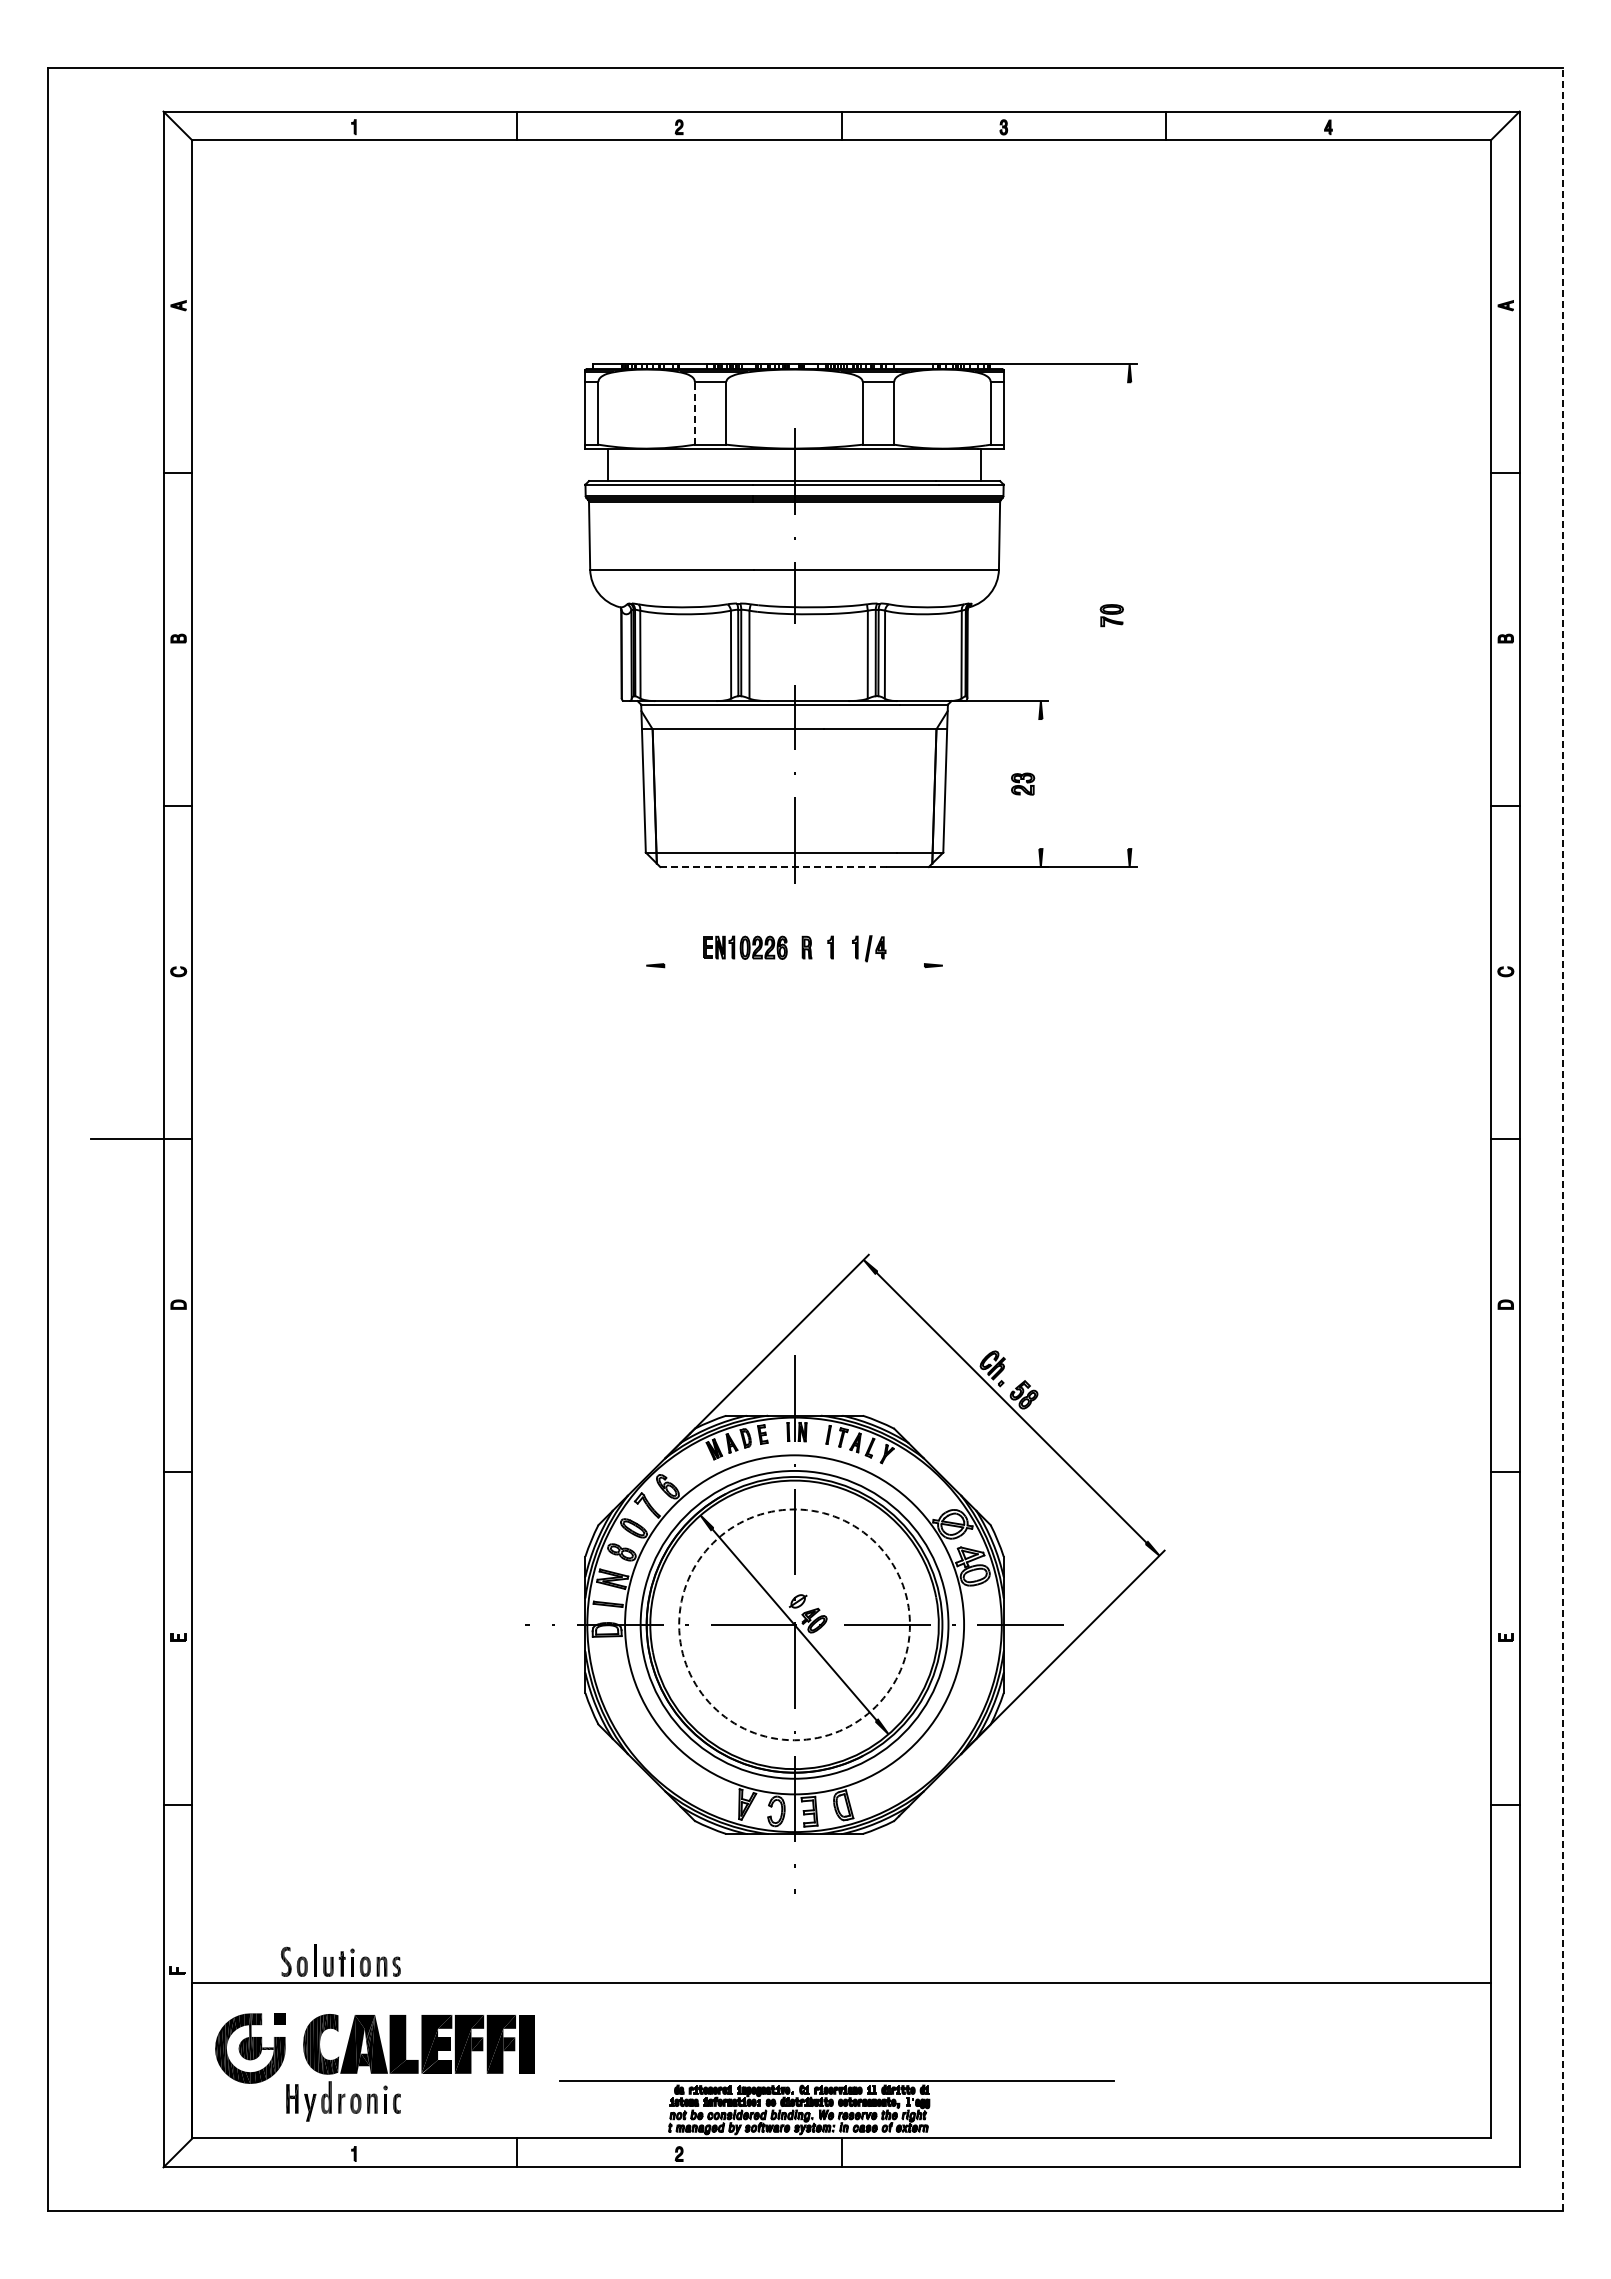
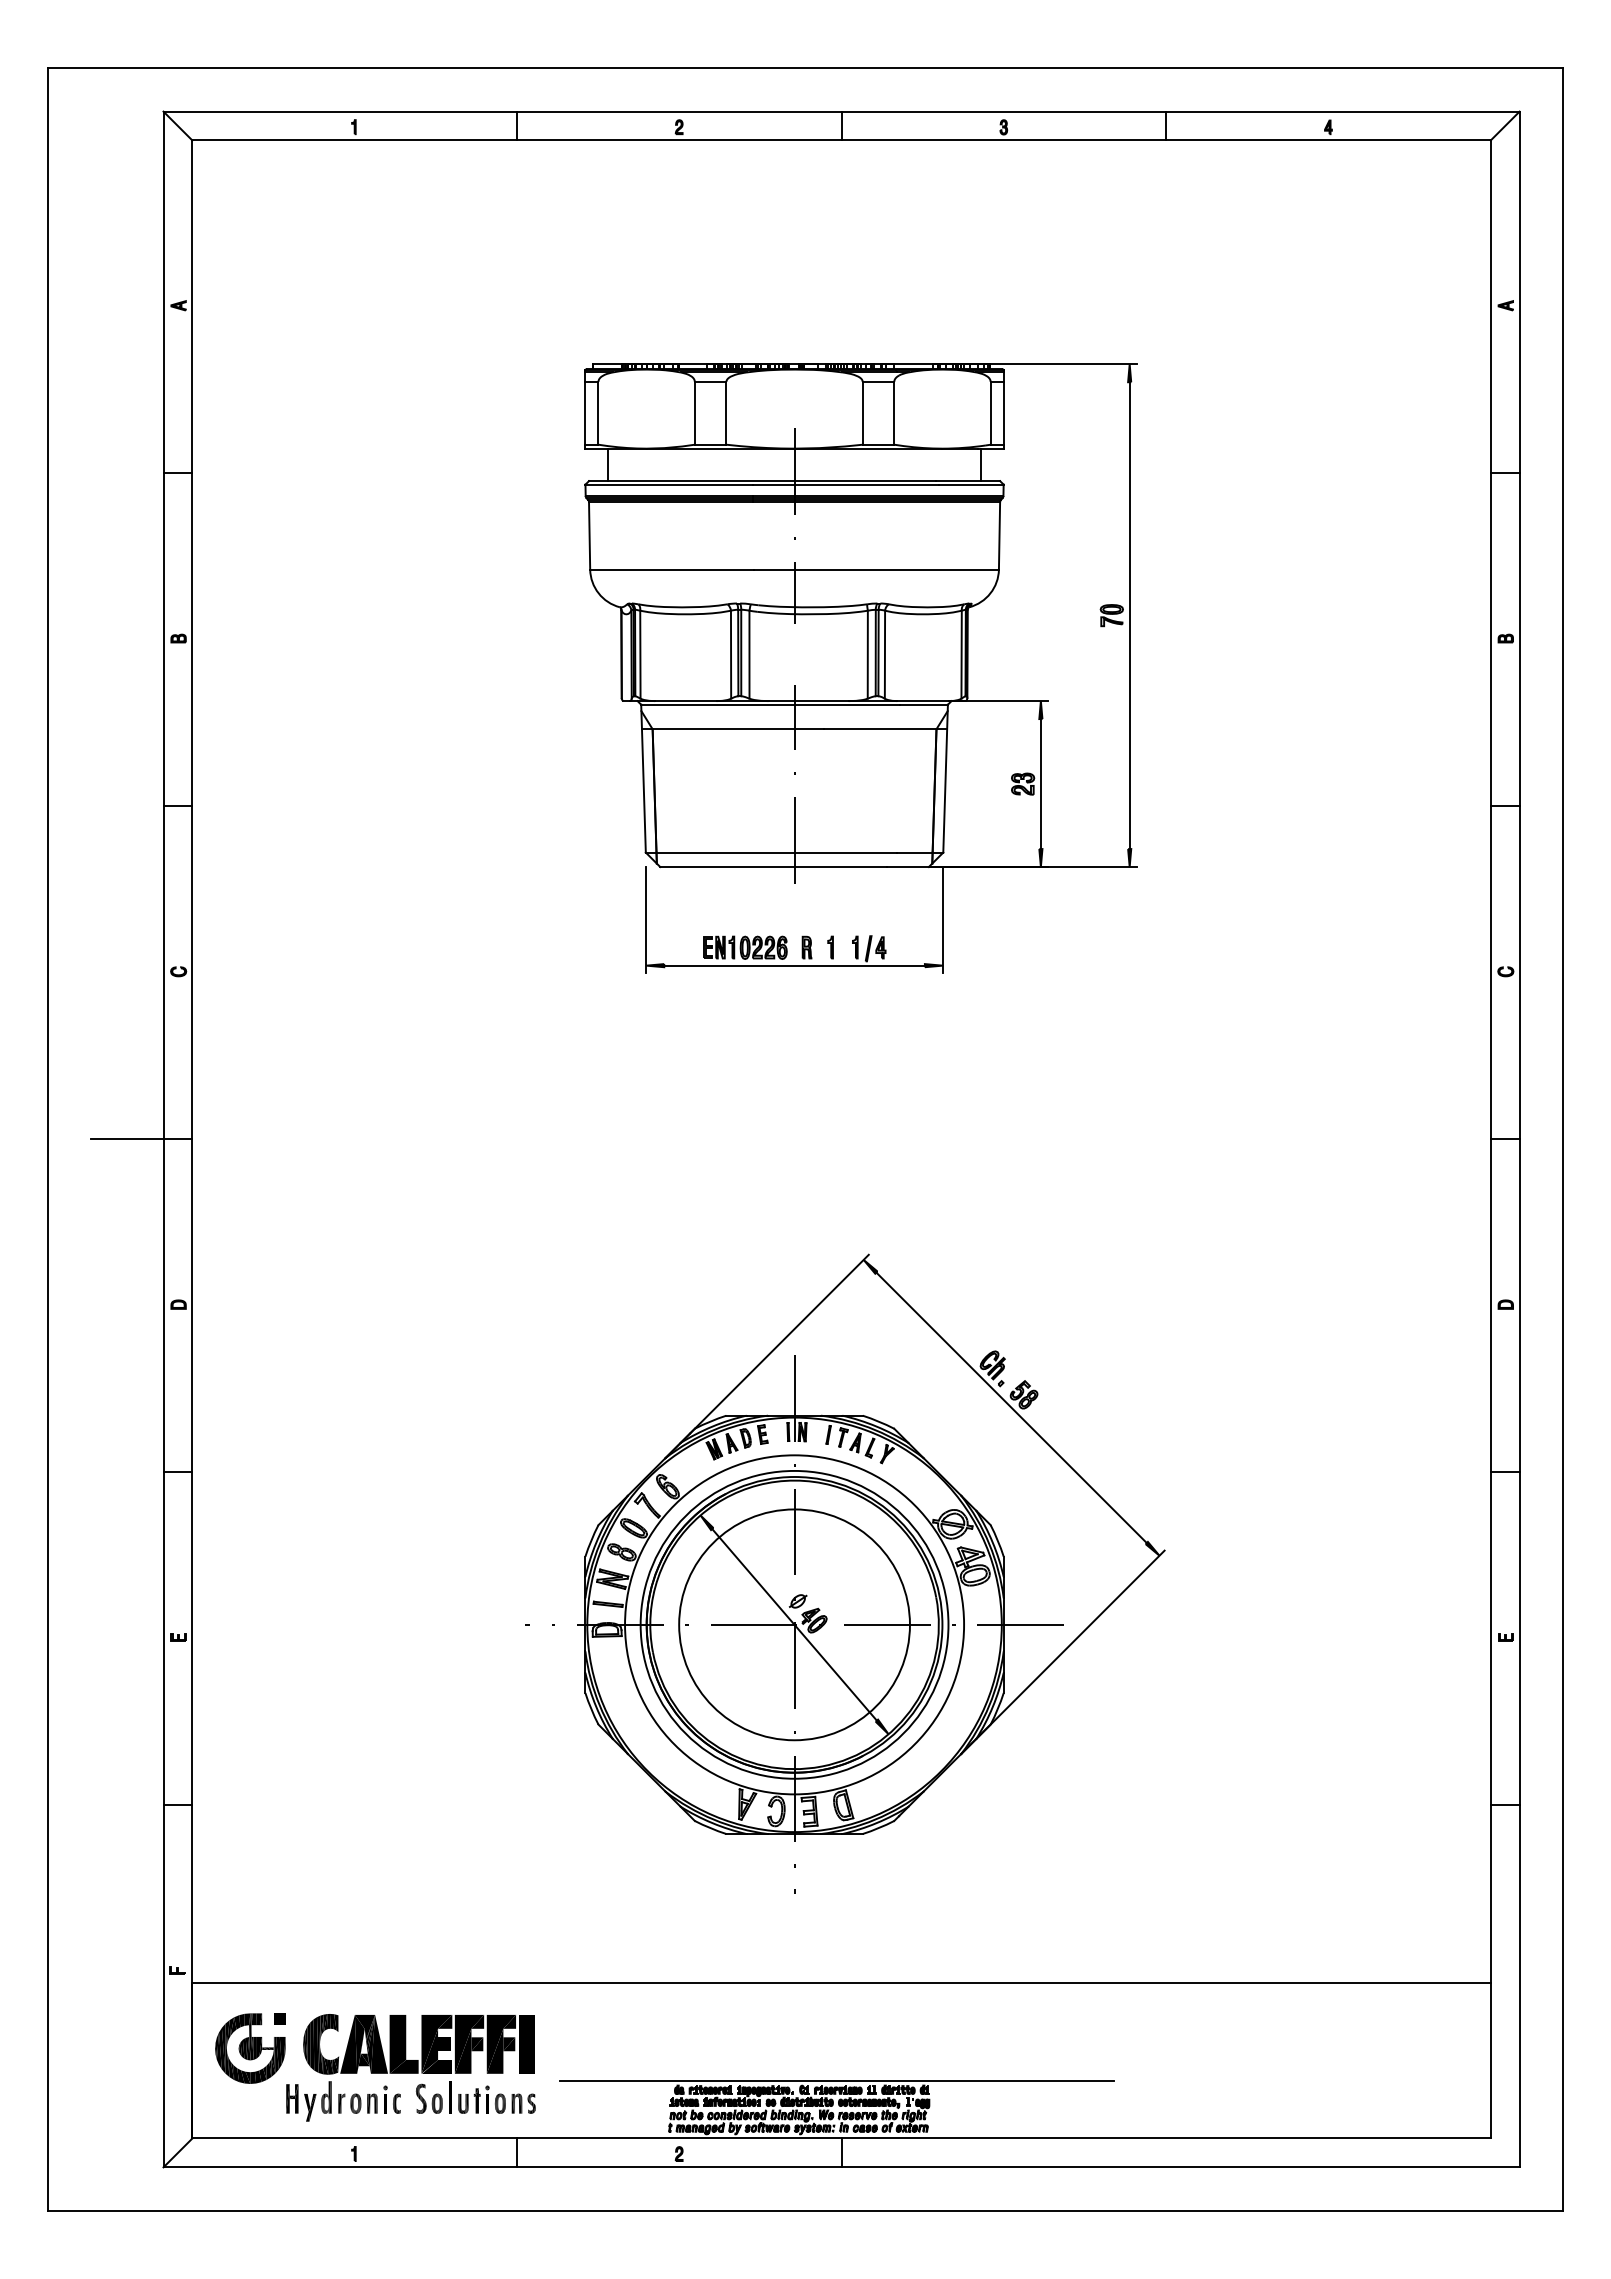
line: dashed -> solid (694, 412)
line: none -> present (1129, 615)
line: none -> present (1040, 784)
line: dashed -> solid (773, 867)
line: none -> present (646, 919)
line: none -> present (942, 919)
line: none -> present (794, 965)
line: dashed -> solid (1562, 1139)
circle: dashed -> solid (794, 1624)
part position: (340, 1960) -> (475, 2097) (475, 2097)
